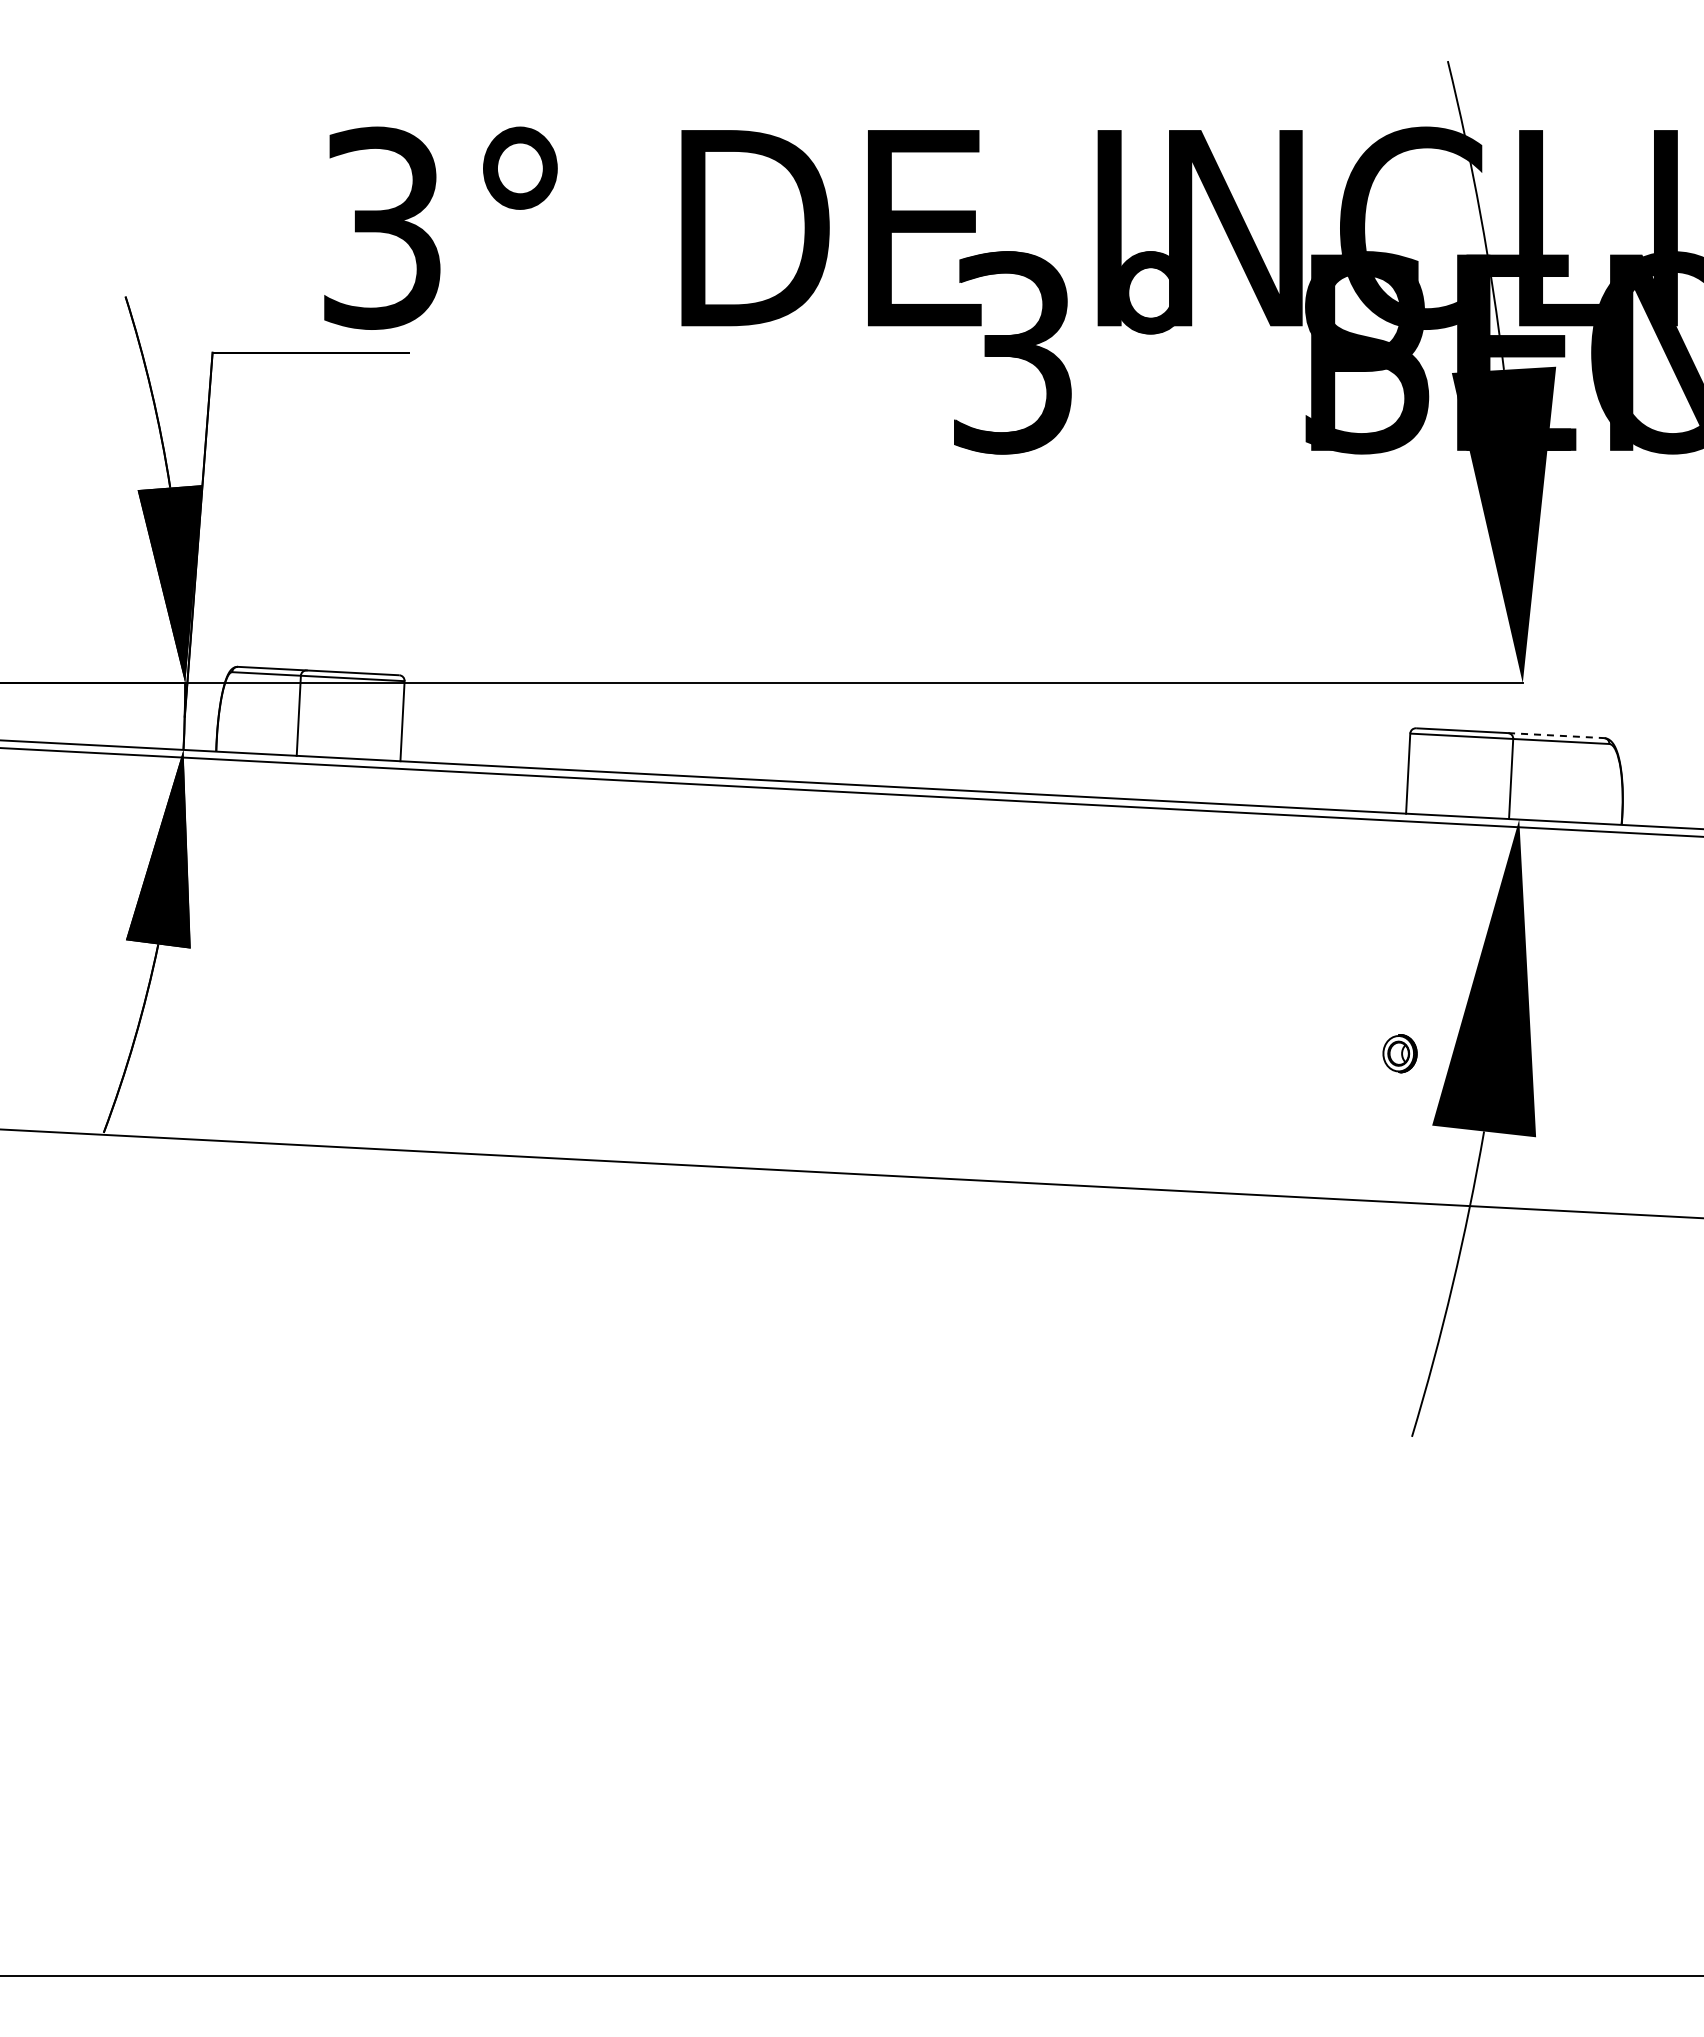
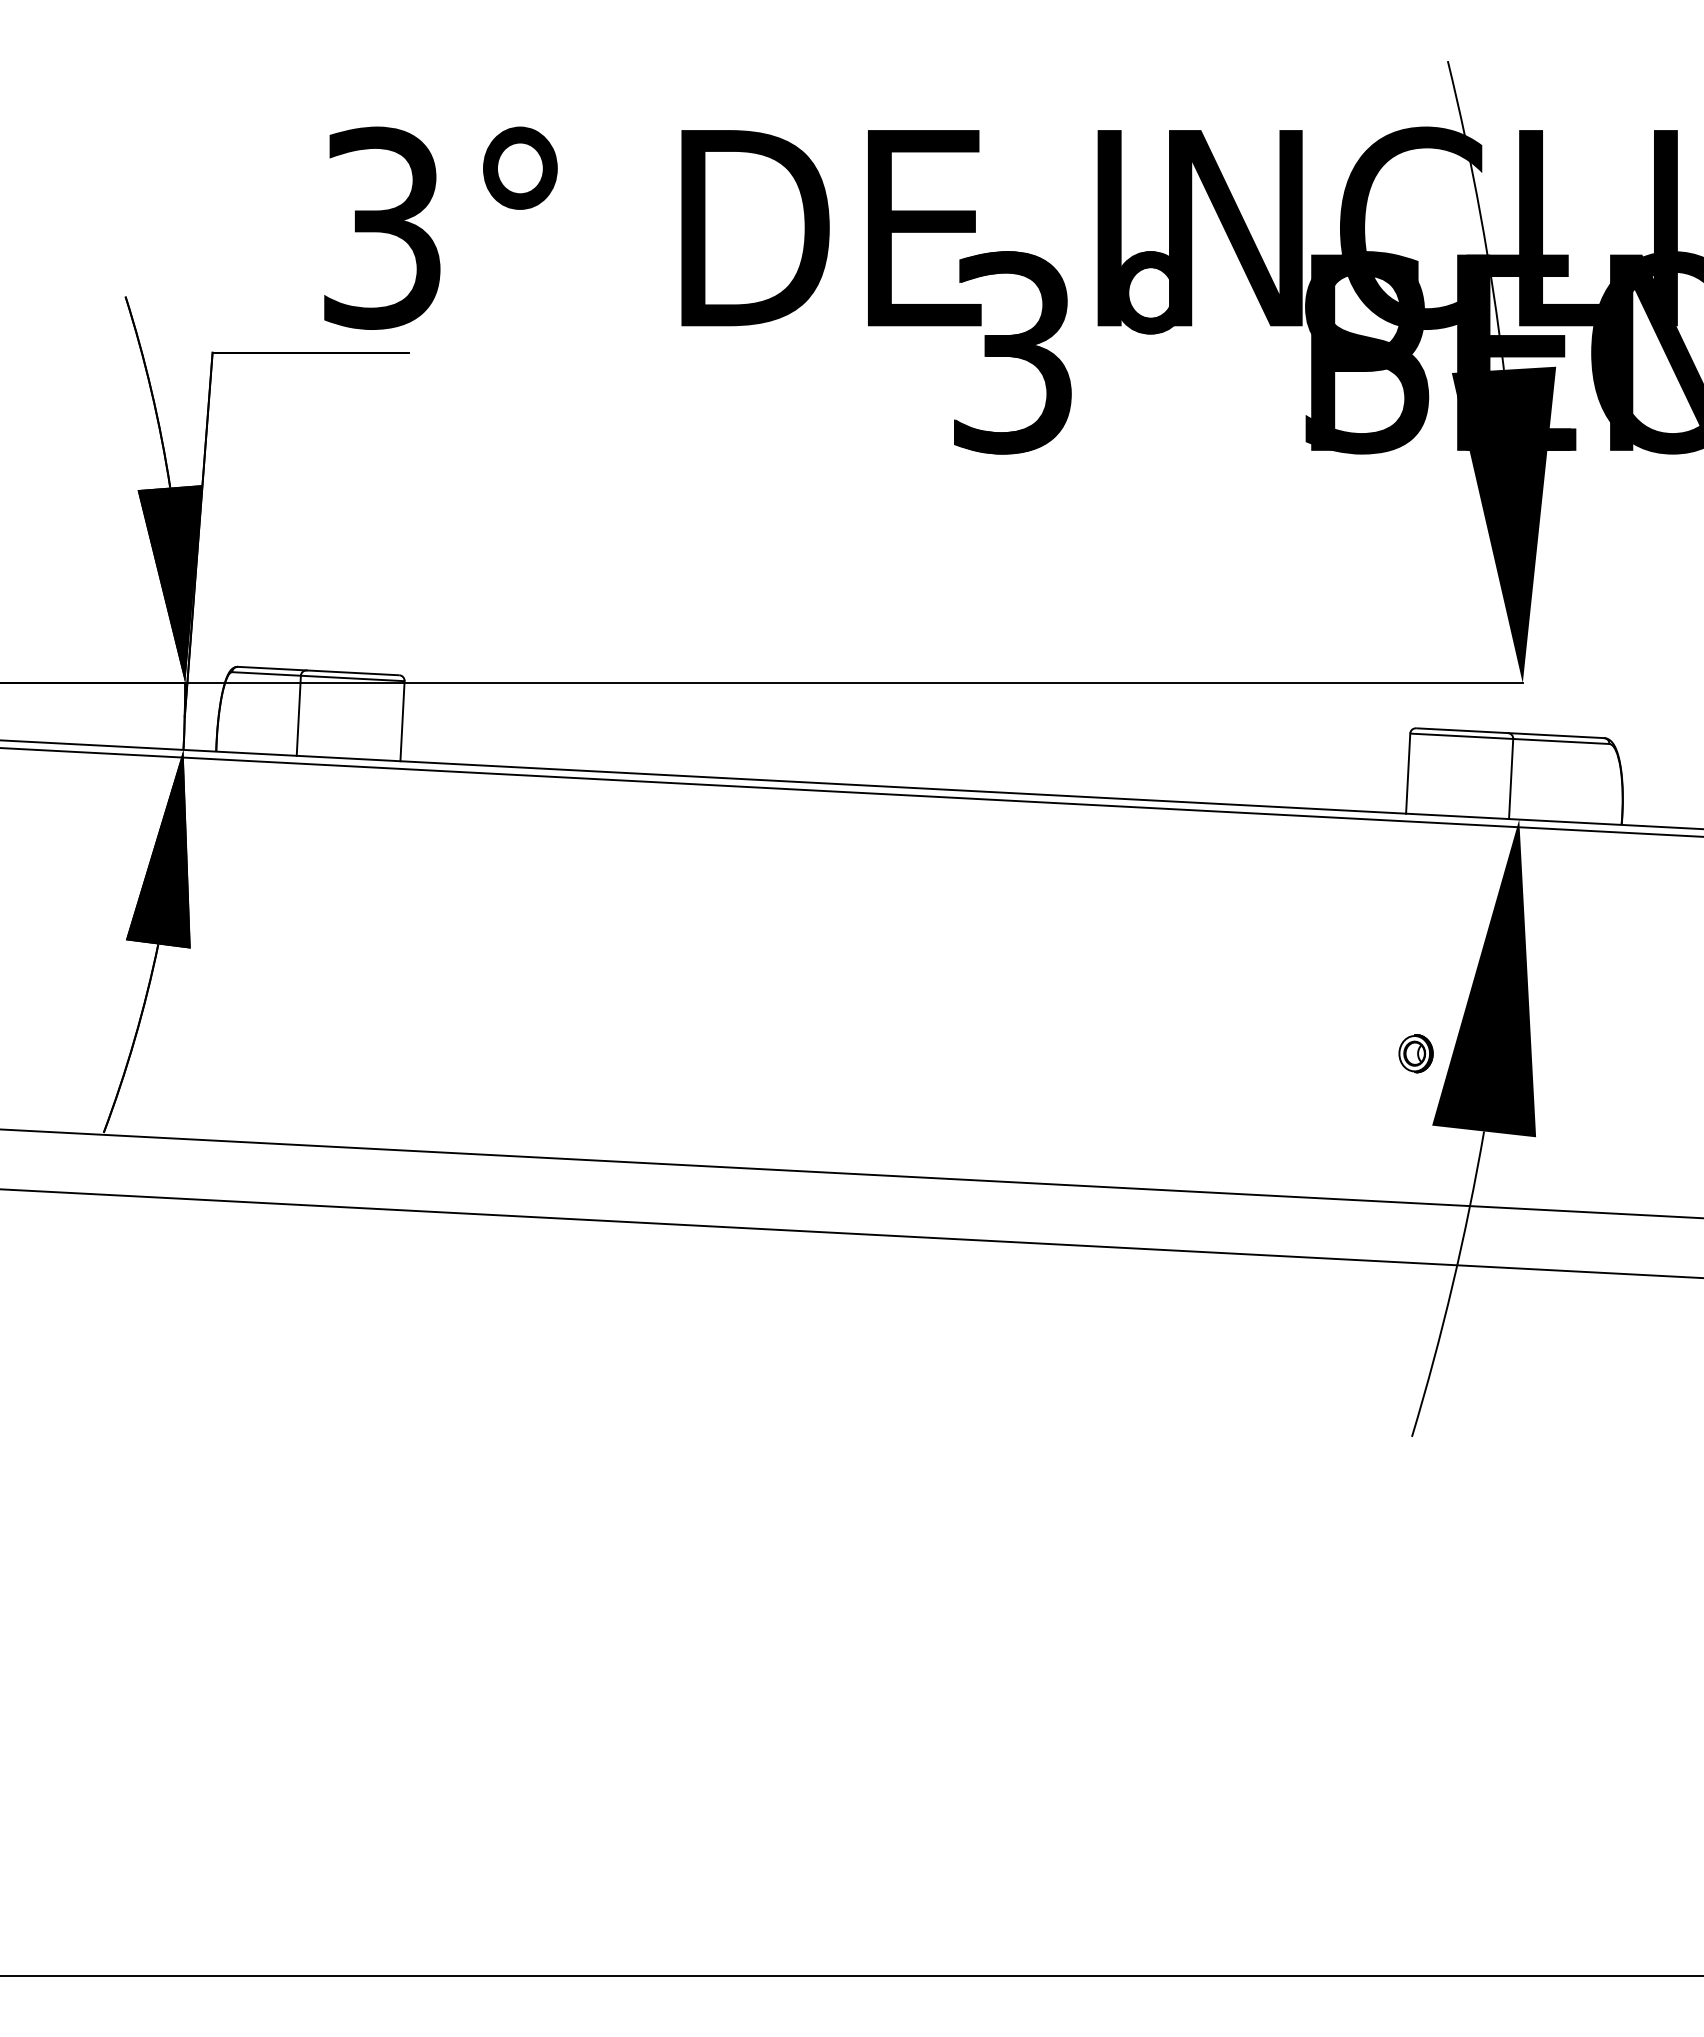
line: dashed -> solid (1556, 735)
part position: (1399, 1053) -> (1415, 1053) (1415, 1053)
line: none -> present (851, 1233)
